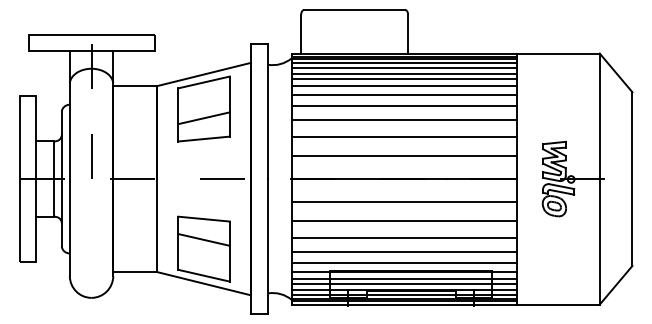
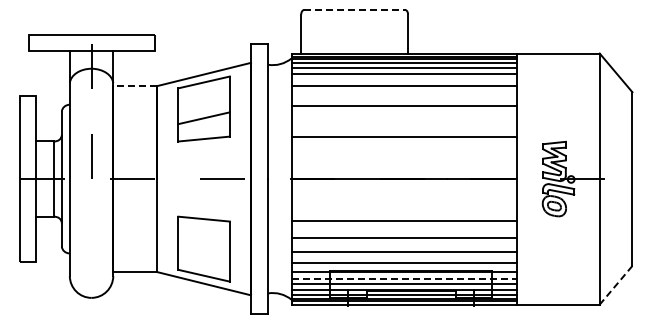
line: solid -> dashed (355, 9)
line: present -> none (404, 79)
line: solid -> dashed (135, 86)
line: present -> none (404, 95)
line: present -> none (404, 119)
line: present -> none (404, 156)
line: present -> none (404, 201)
line: present -> none (203, 239)
line: solid -> dashed (404, 278)
line: solid -> dashed (615, 285)
